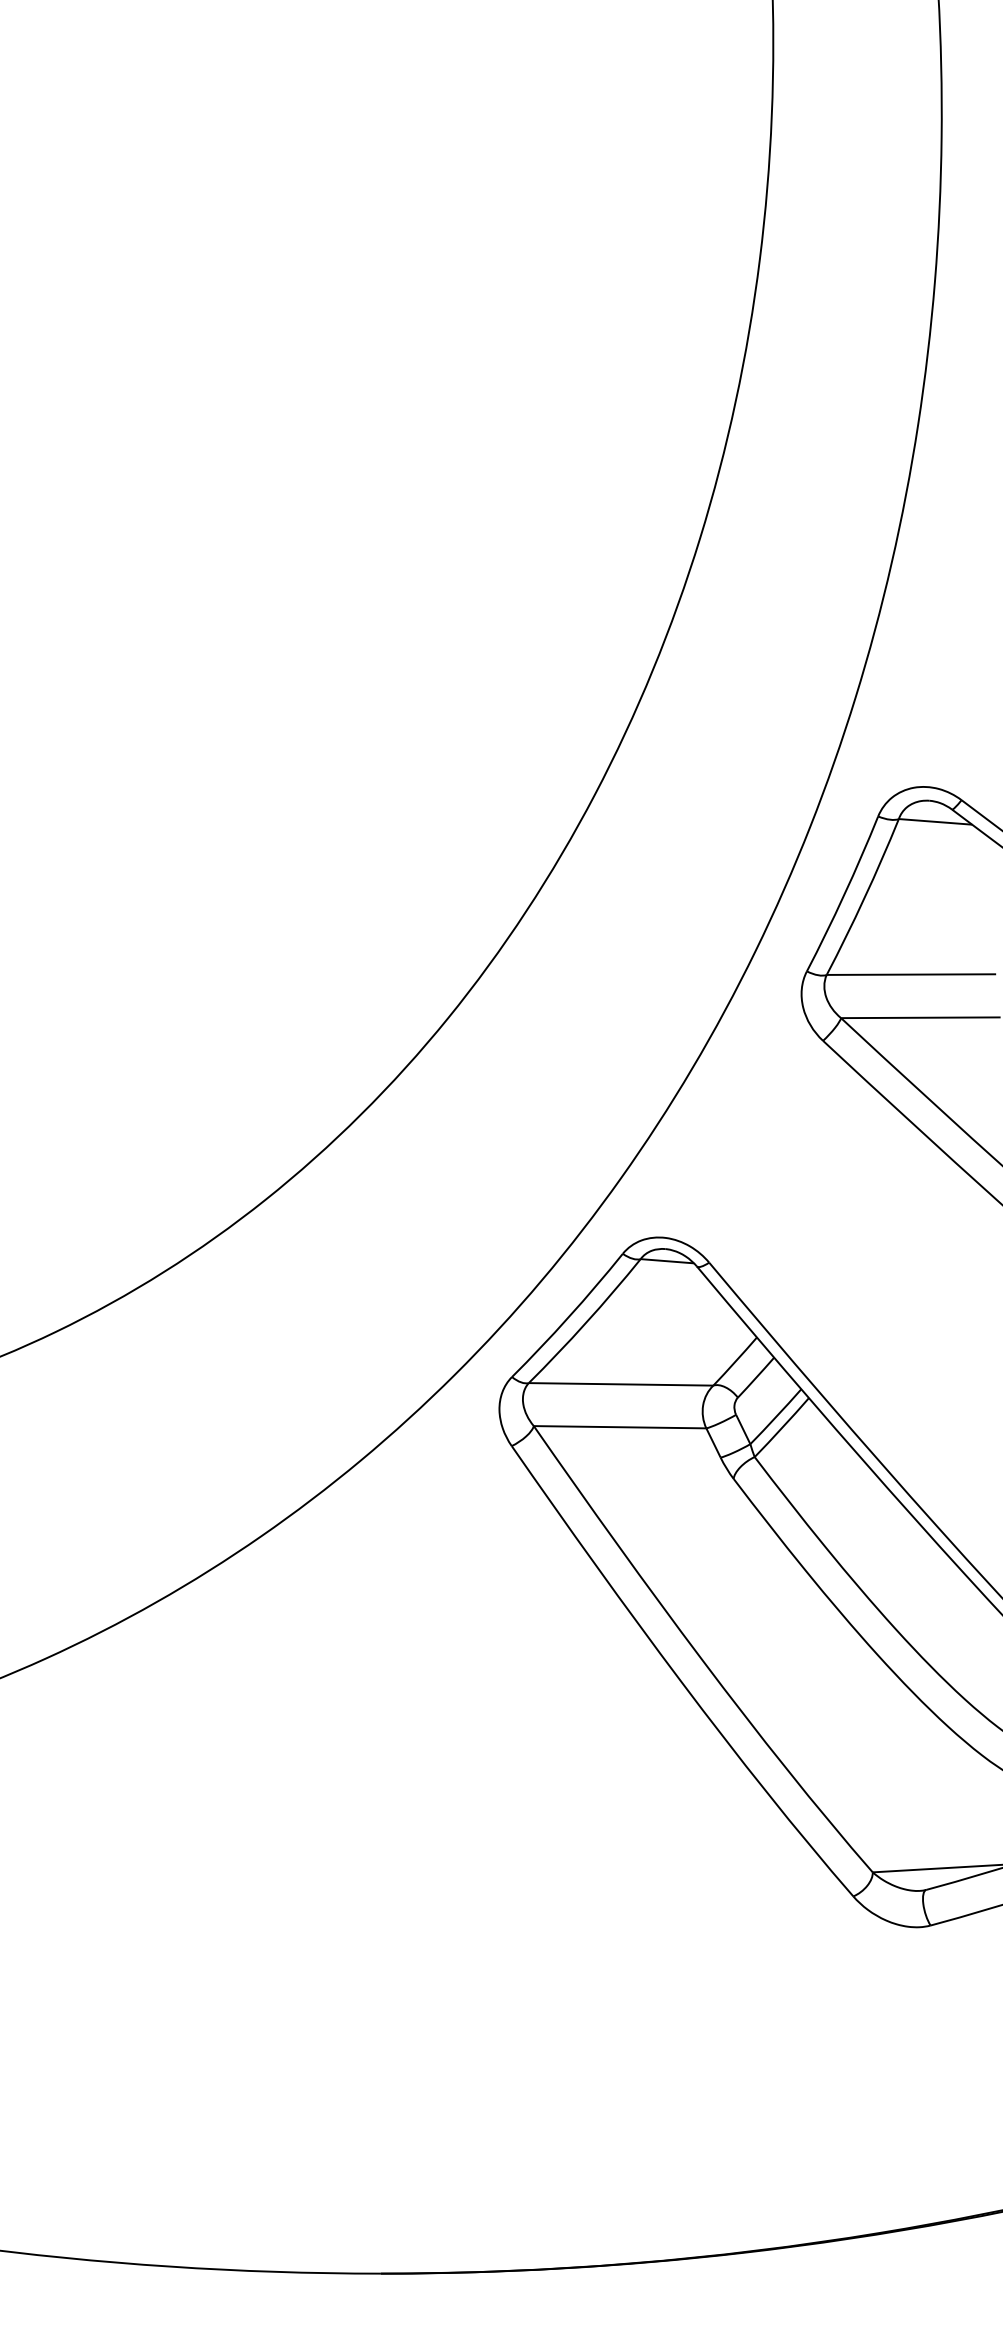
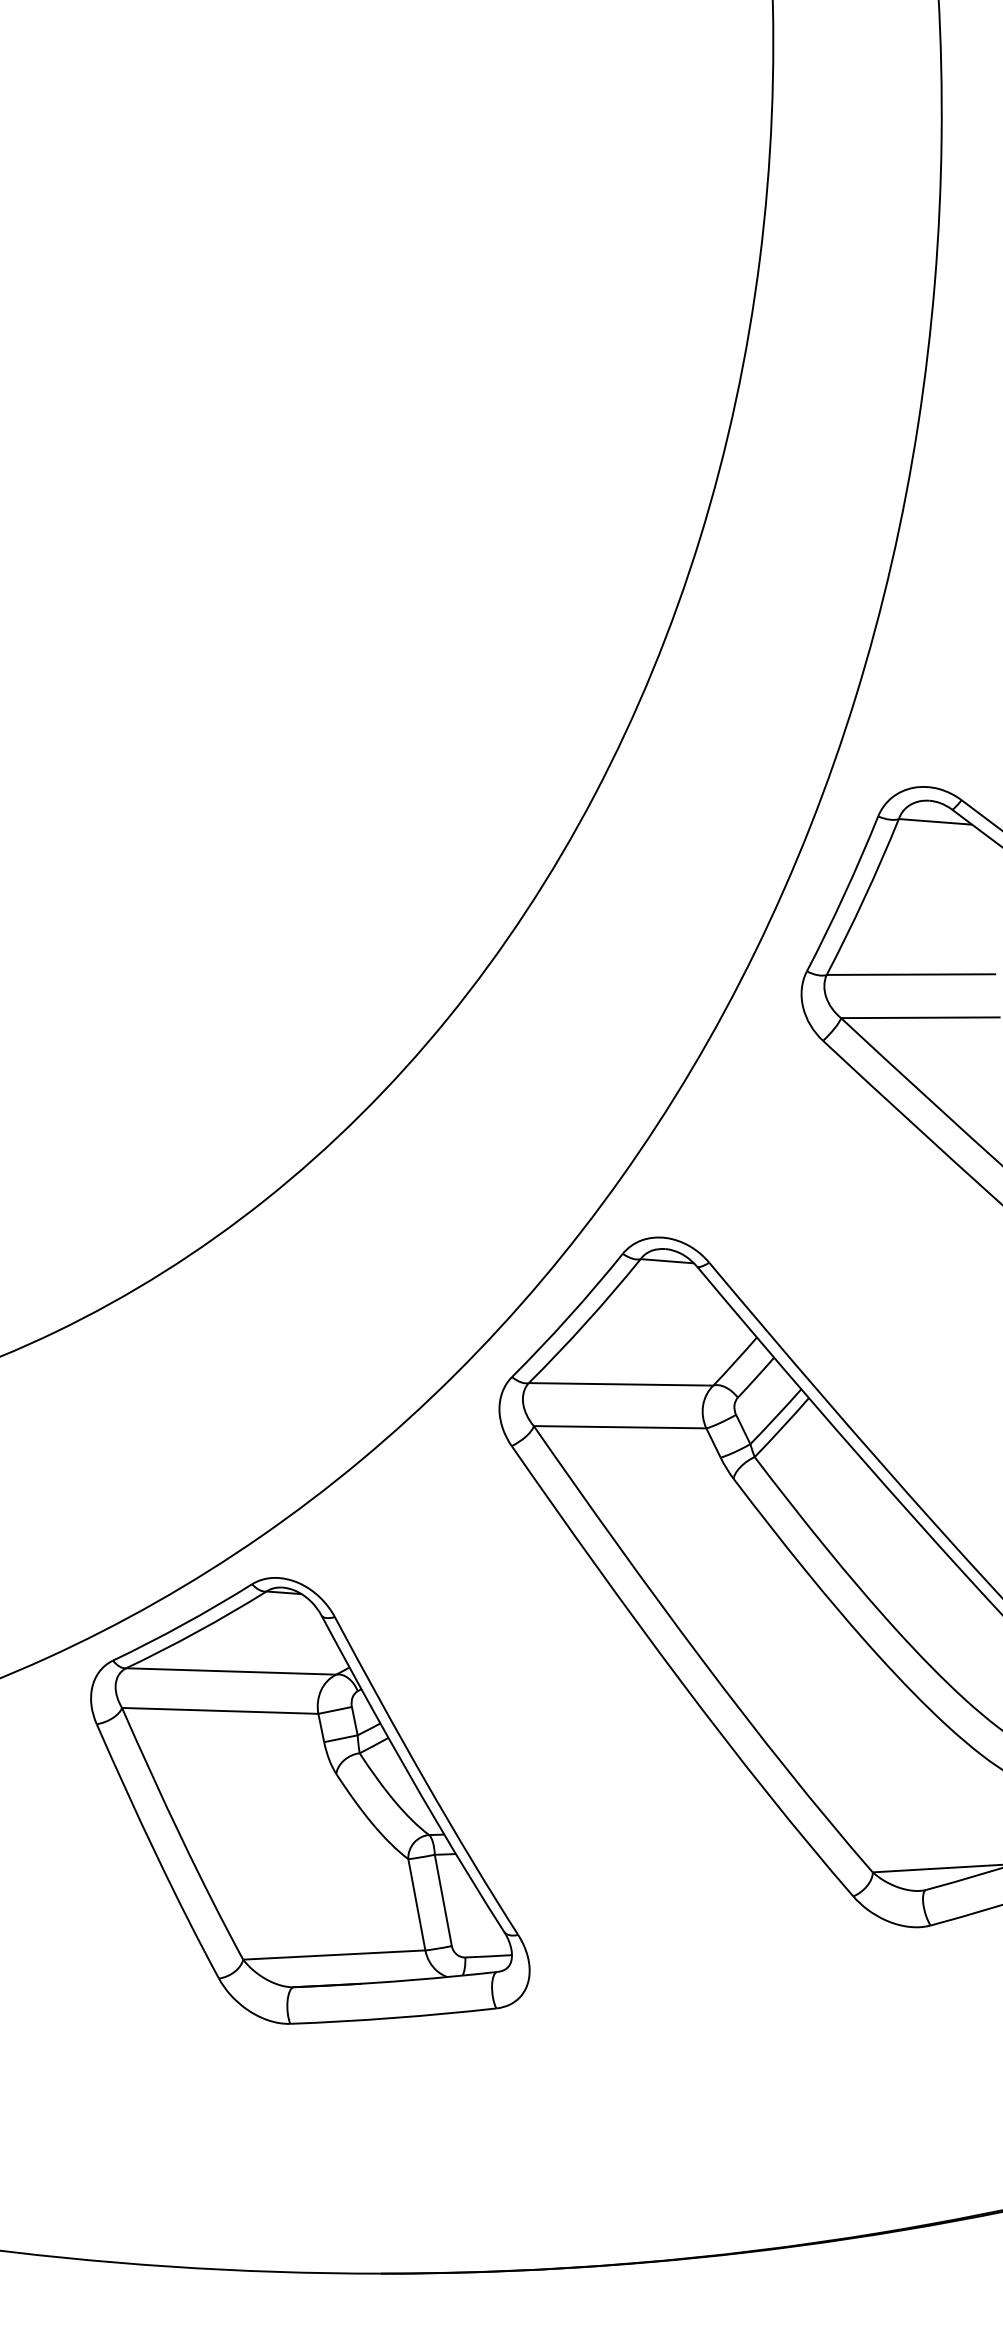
part: none -> present (310, 1800)
